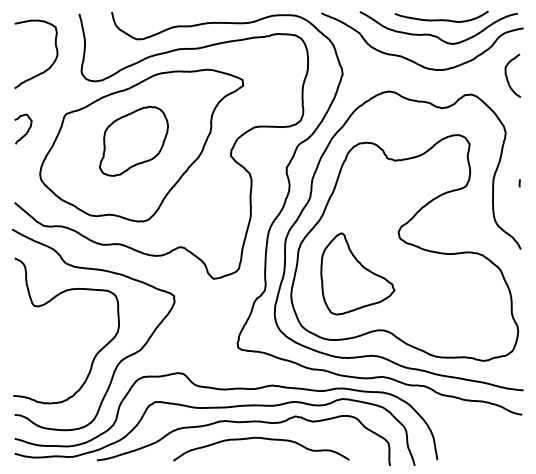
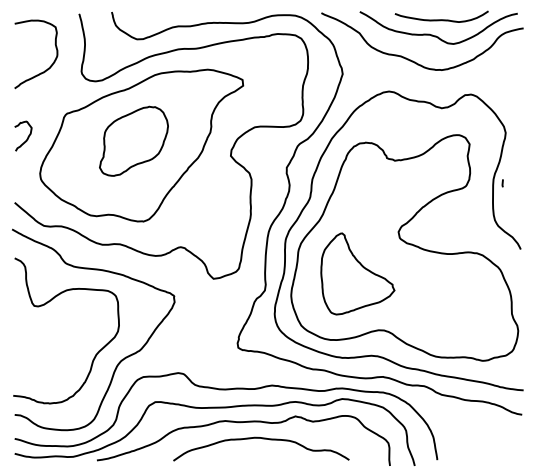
curve: present -> none (507, 76)
curve position: (27, 129) -> (27, 136) (27, 136)
line position: (519, 183) -> (502, 183) (502, 183)
